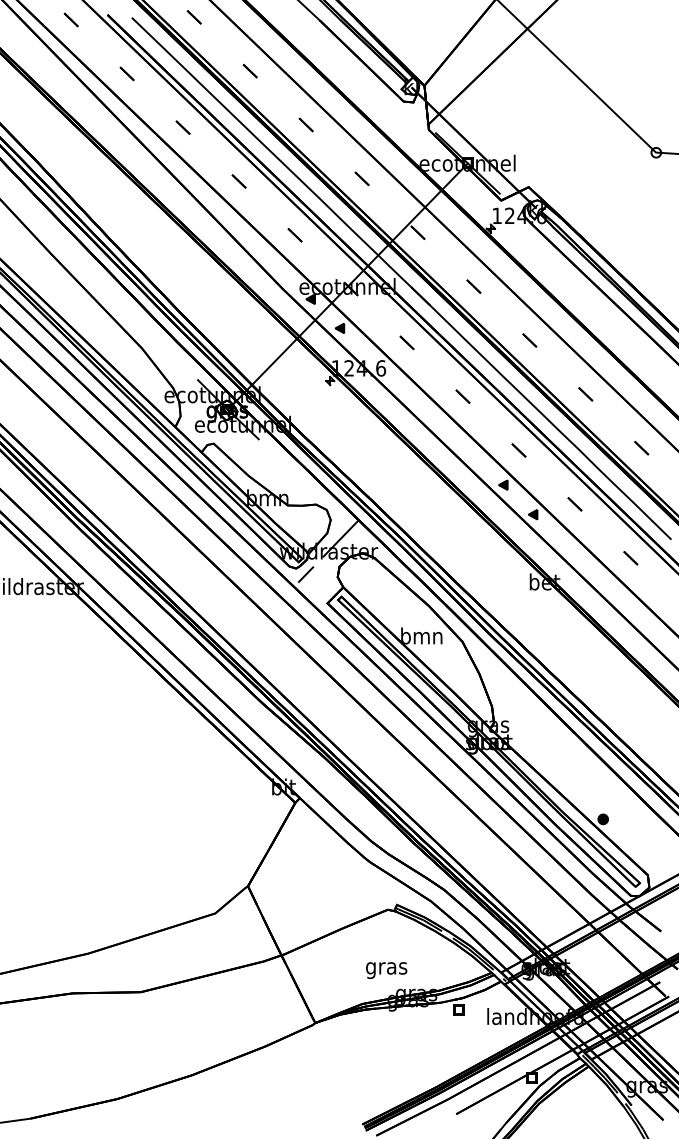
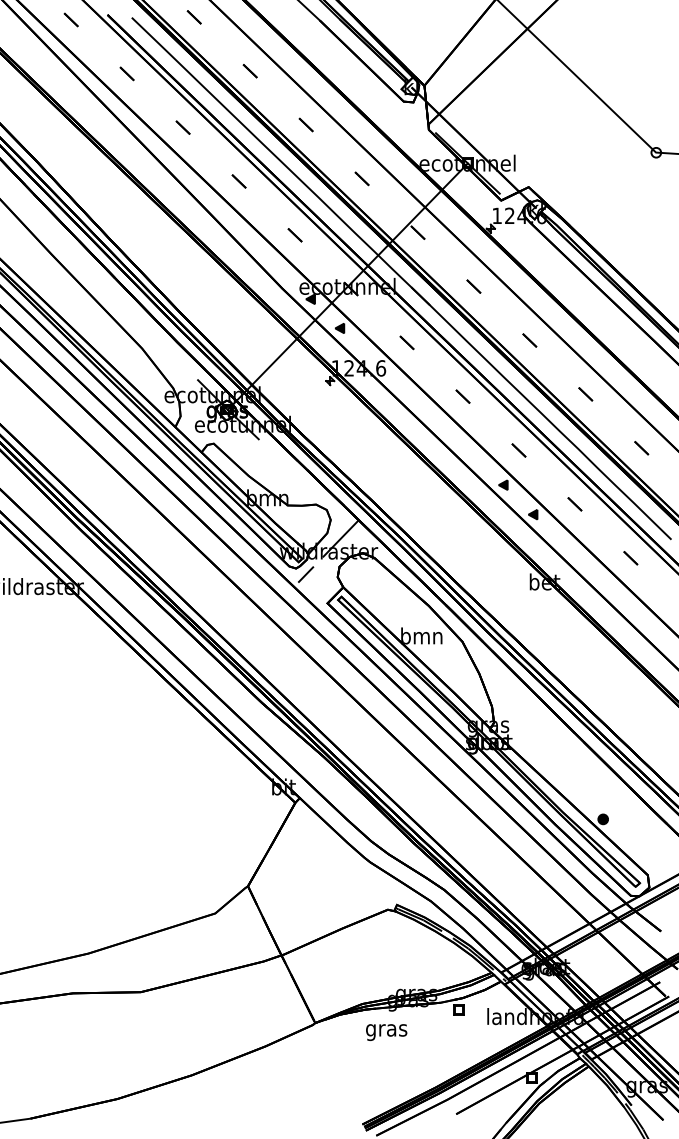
text position: (386, 970) -> (386, 1032) (386, 1032)
